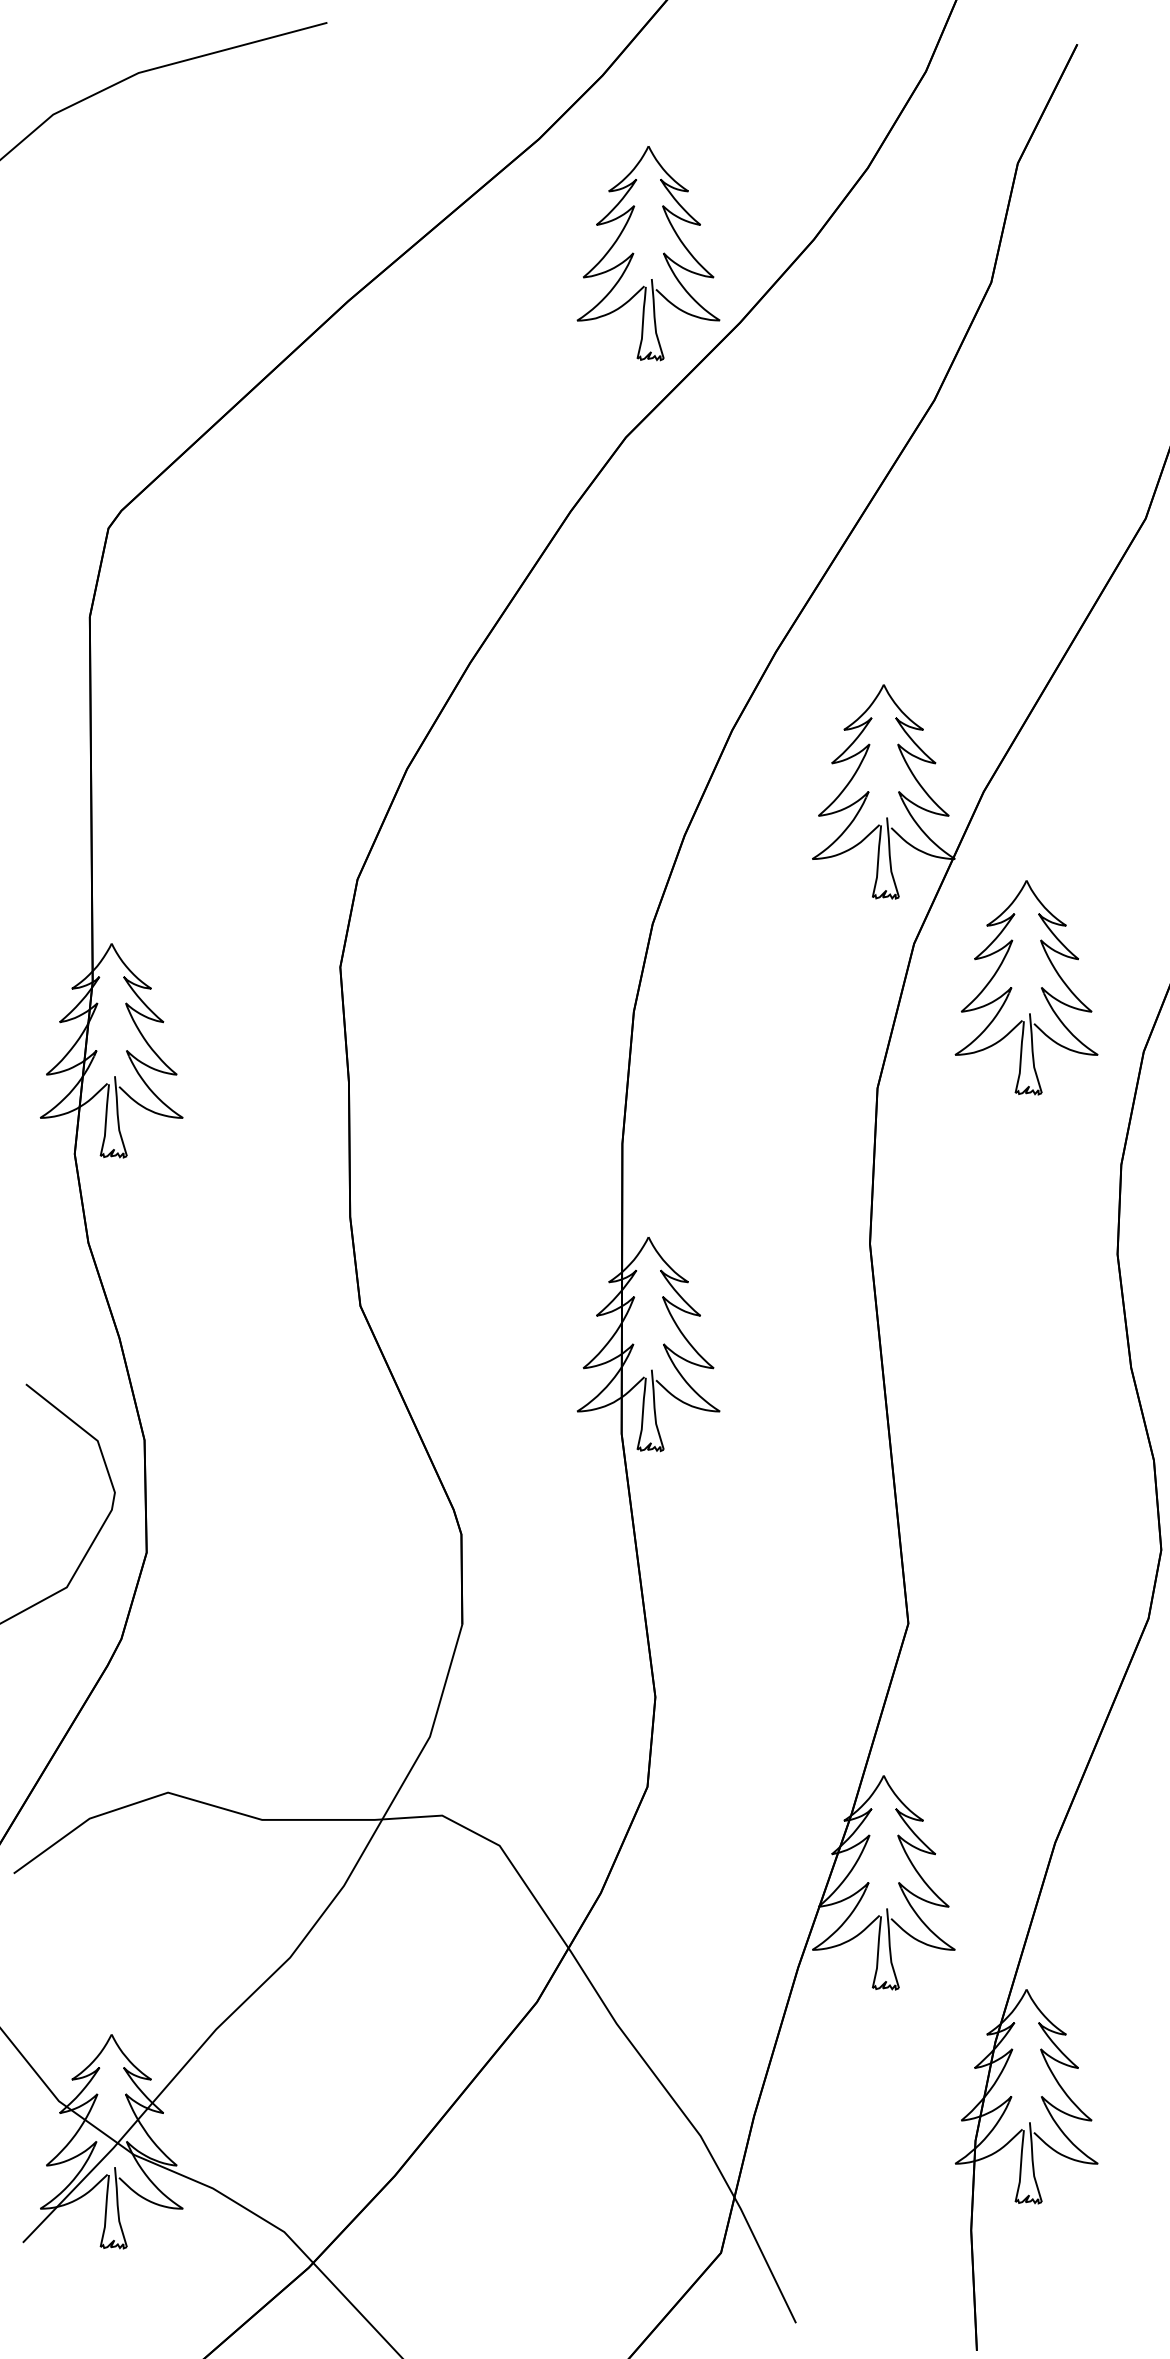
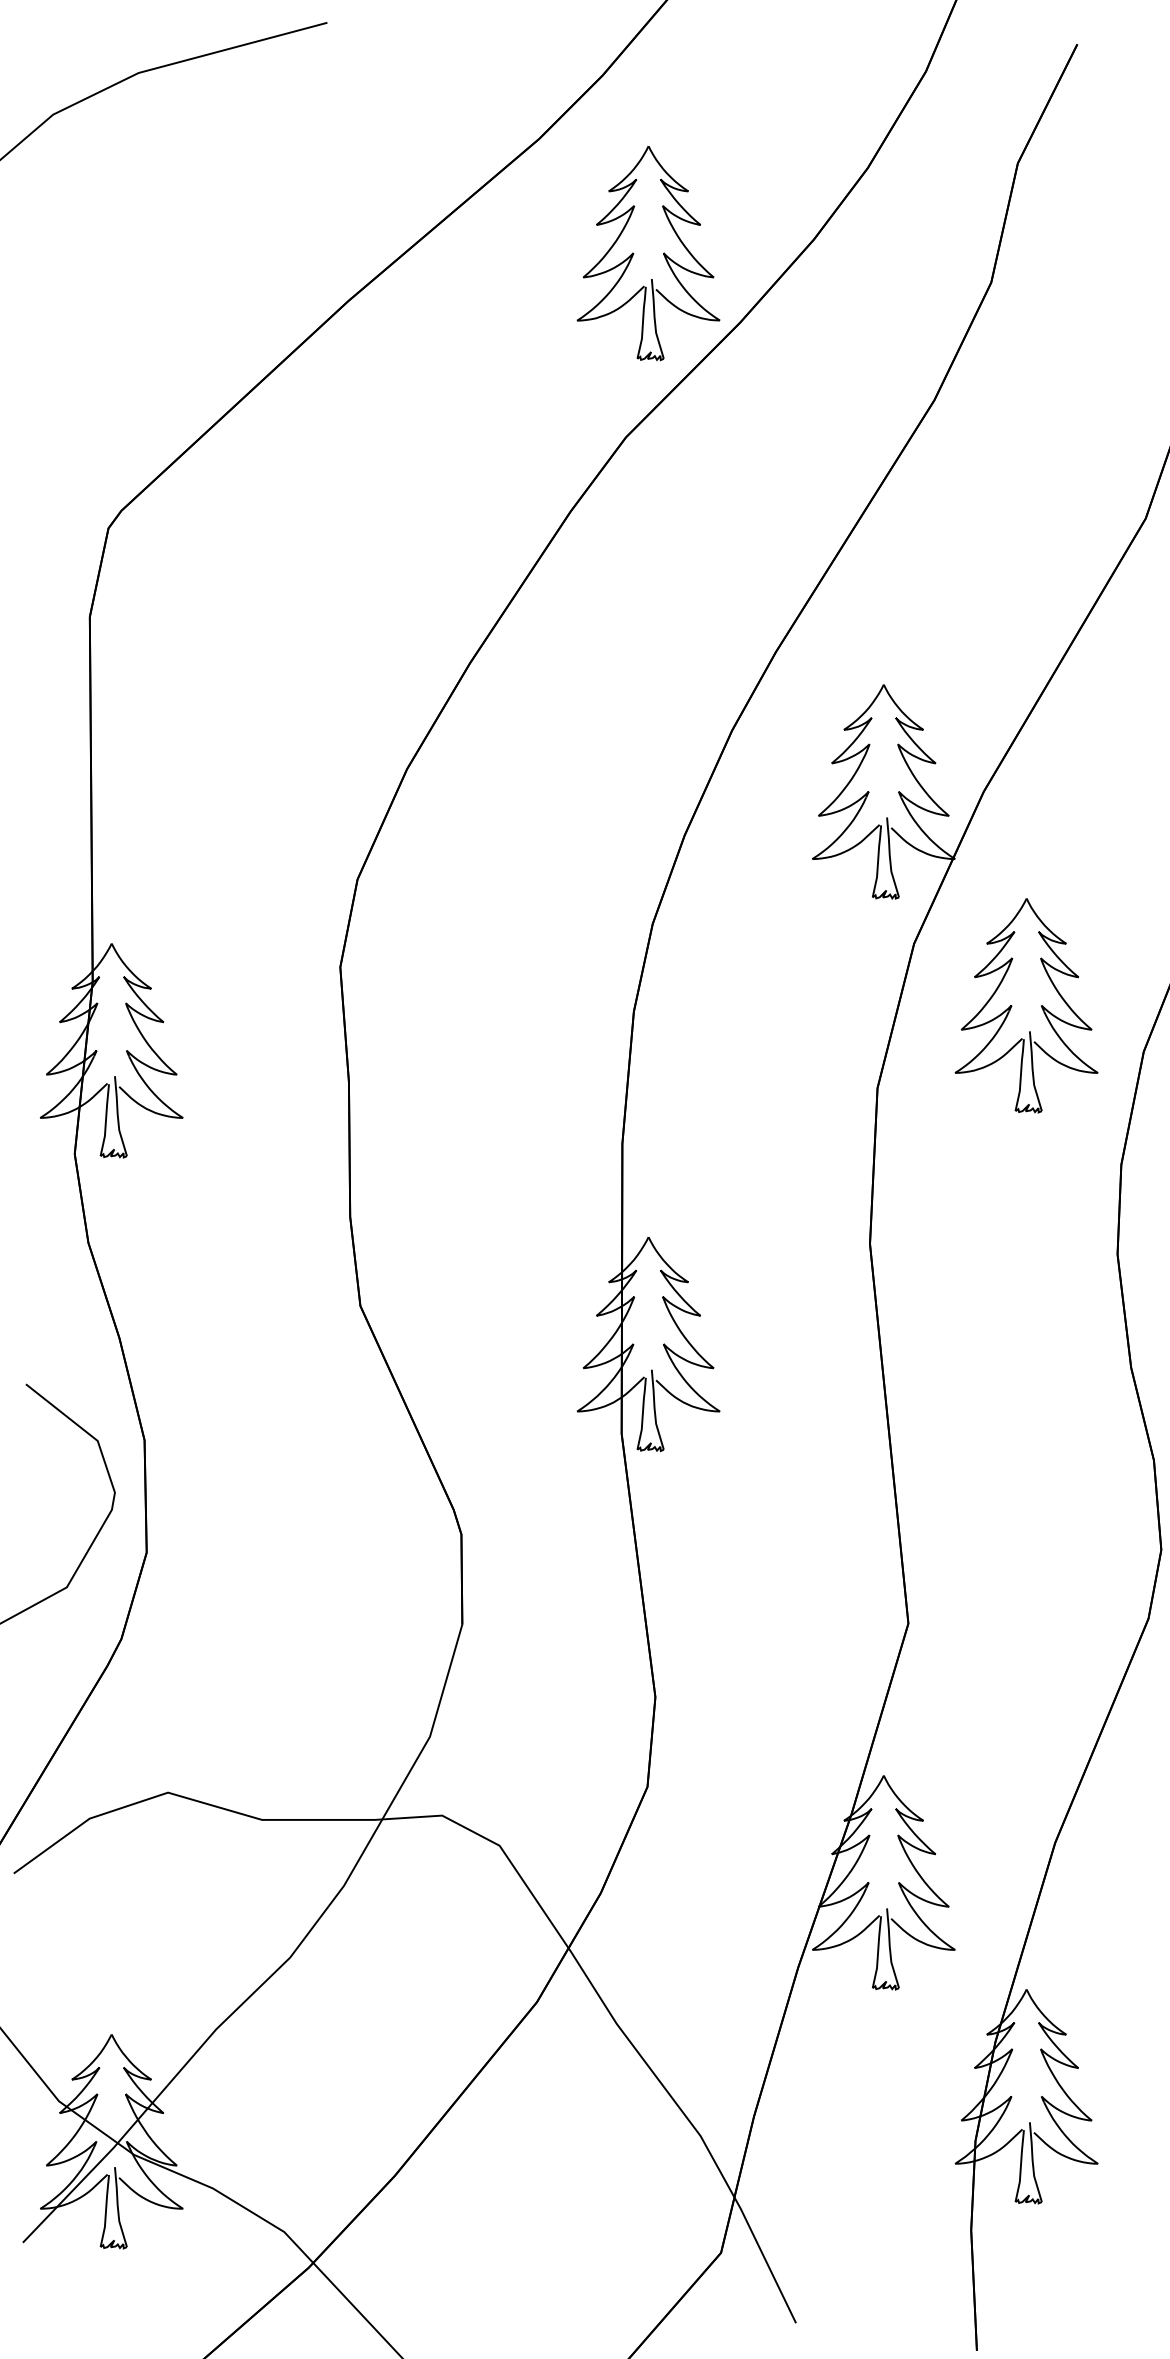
part position: (1012, 987) -> (1012, 1005) (1012, 1005)
